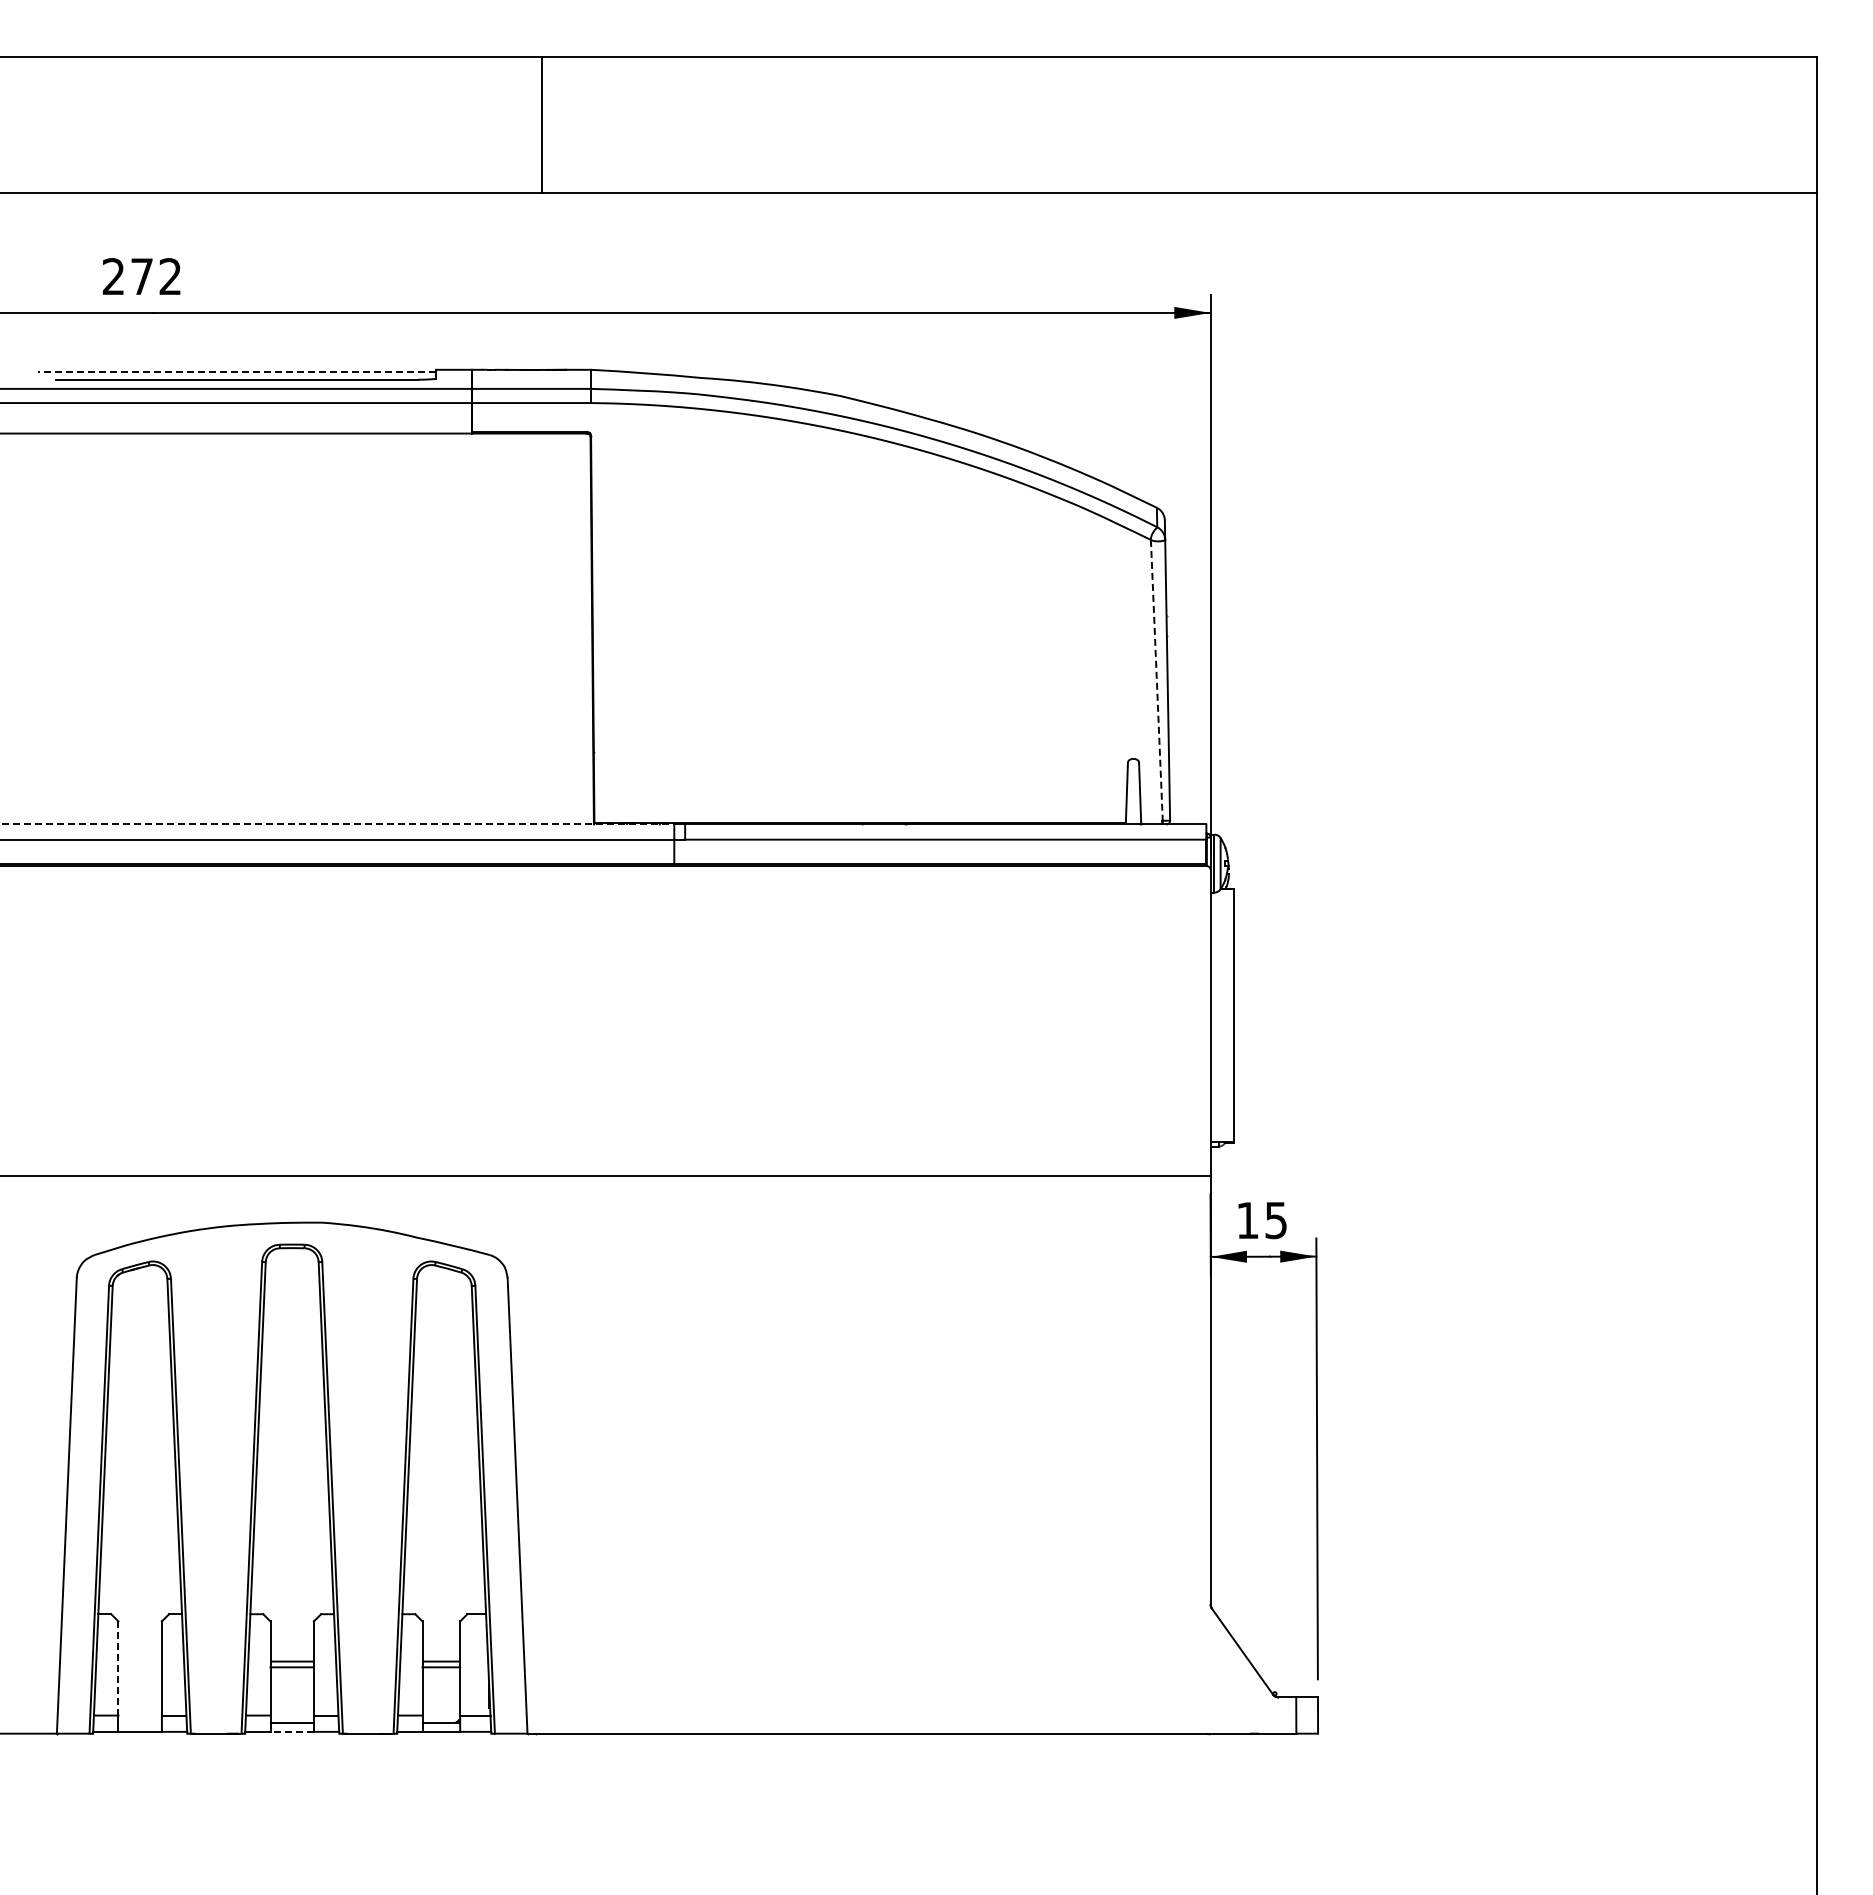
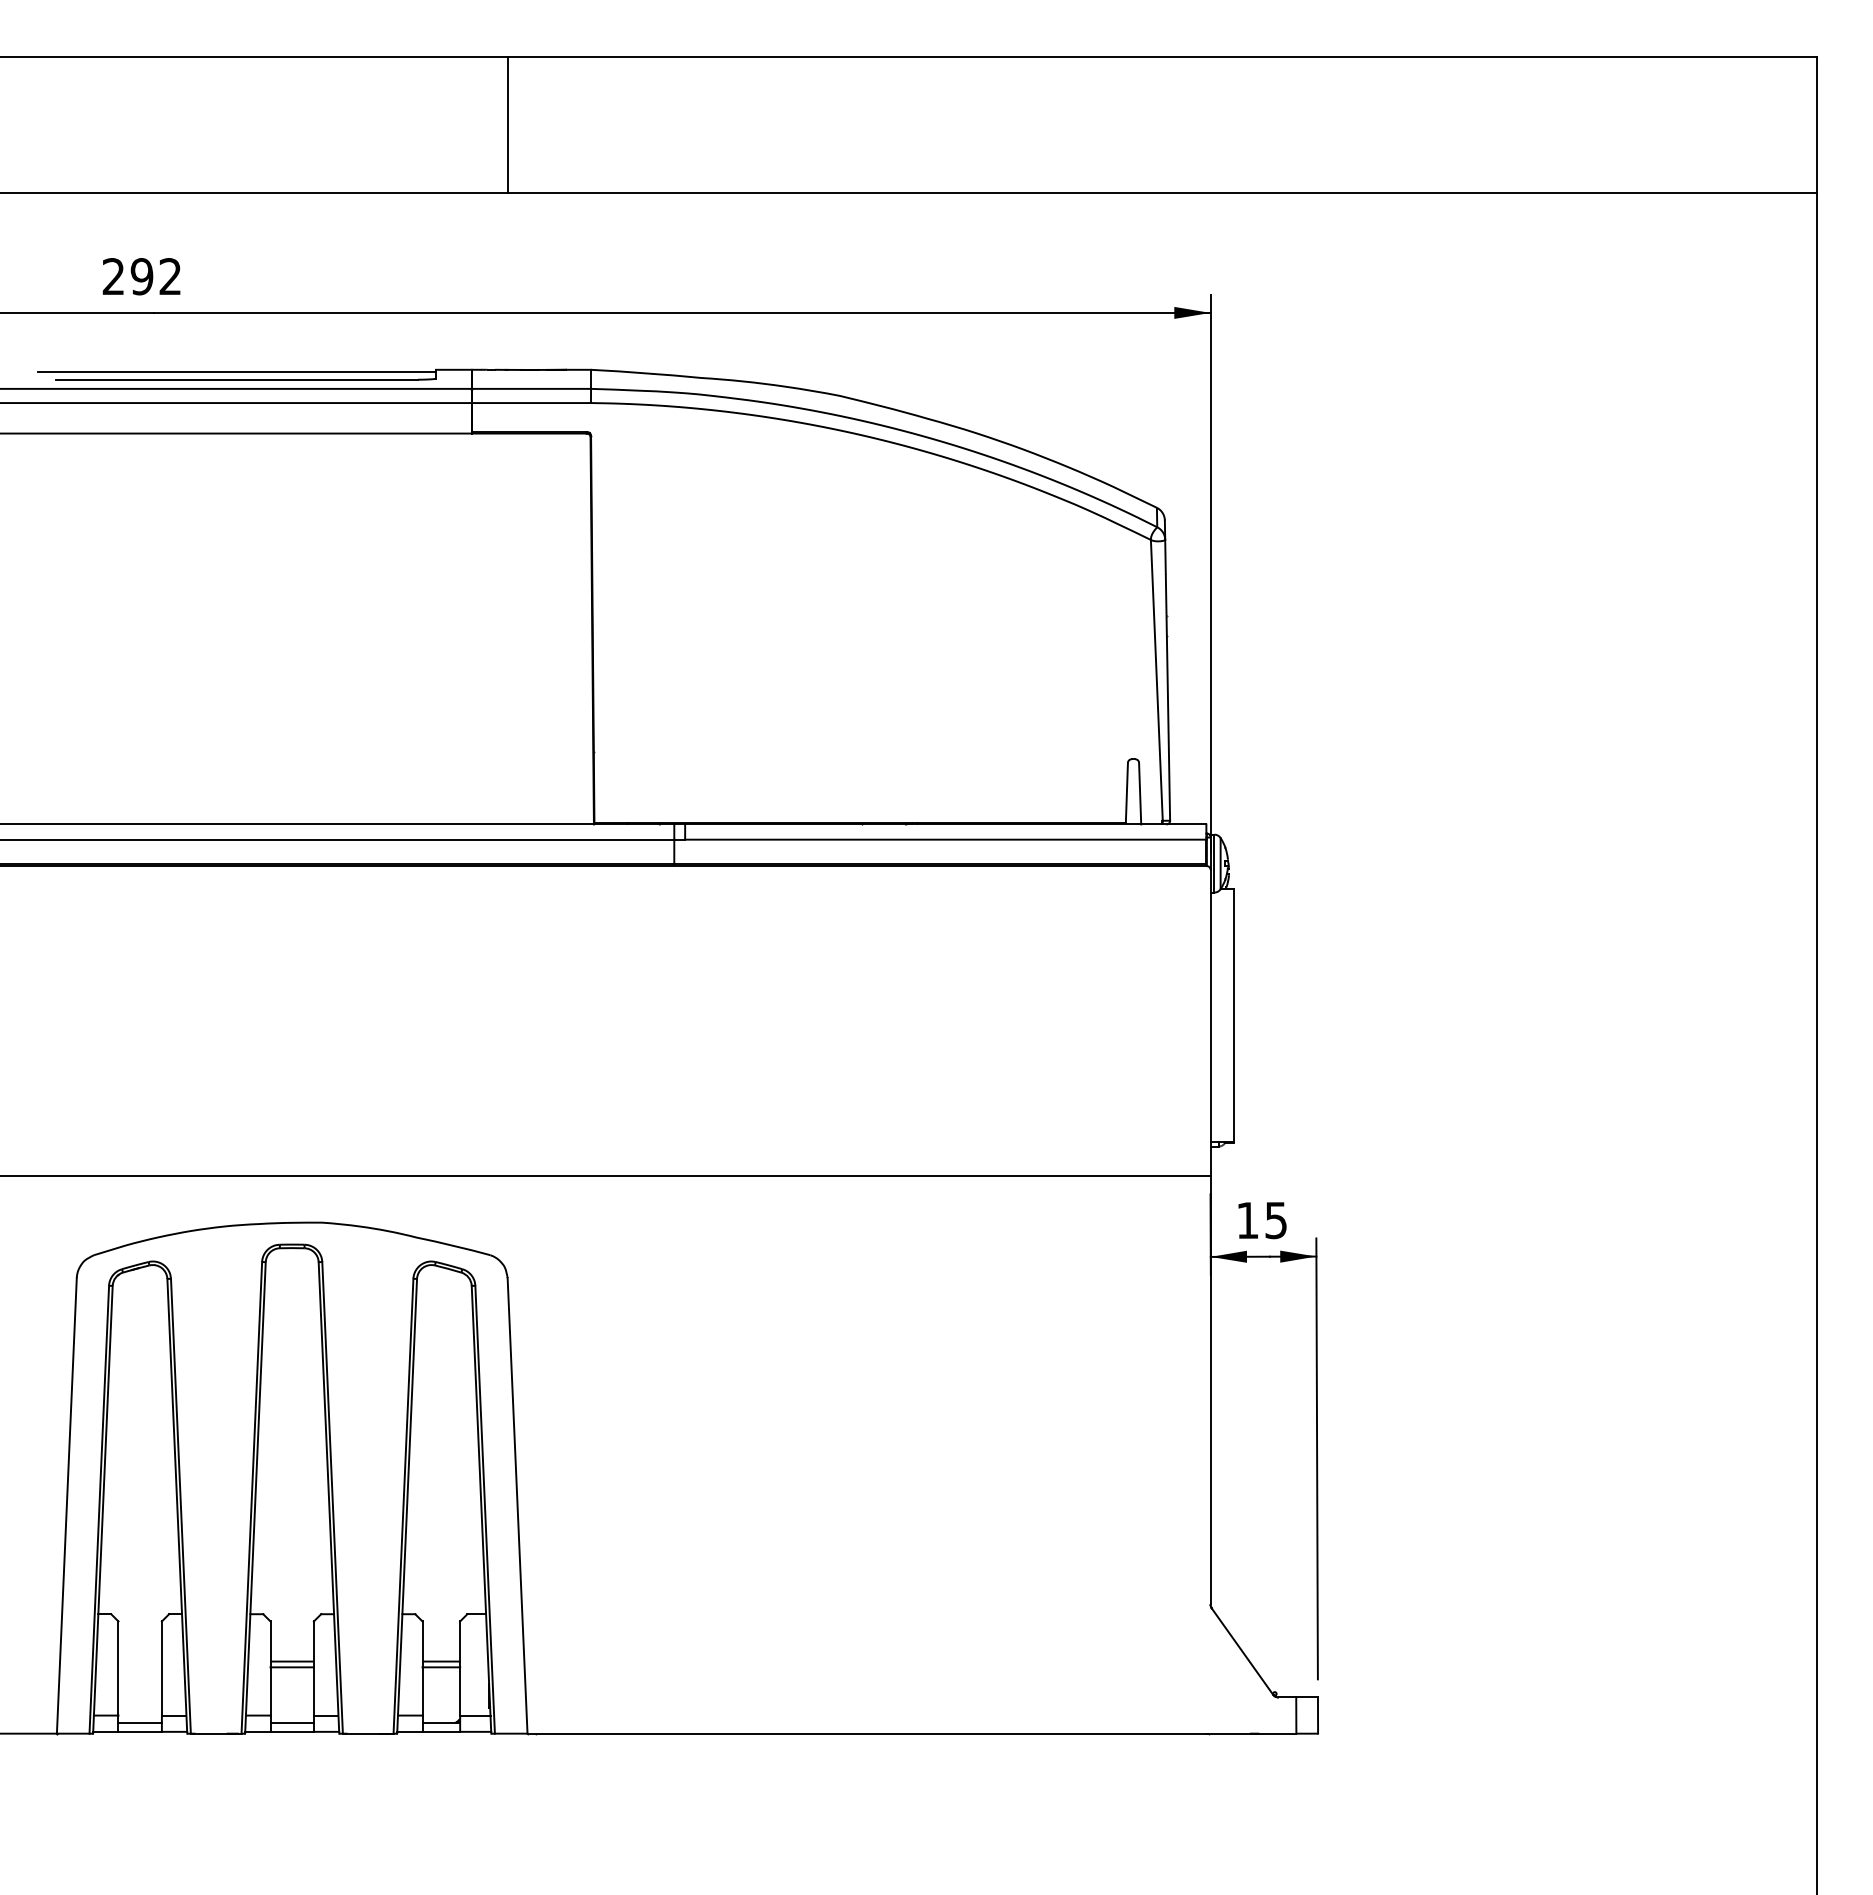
line position: (541, 124) -> (507, 124) (507, 124)
text: 272 -> 292 (141, 276)
line: dashed -> solid (236, 371)
line: dashed -> solid (1156, 680)
line: dashed -> solid (337, 824)
line: dashed -> solid (118, 1668)
line: none -> present (139, 1722)
line: dashed -> solid (292, 1731)
